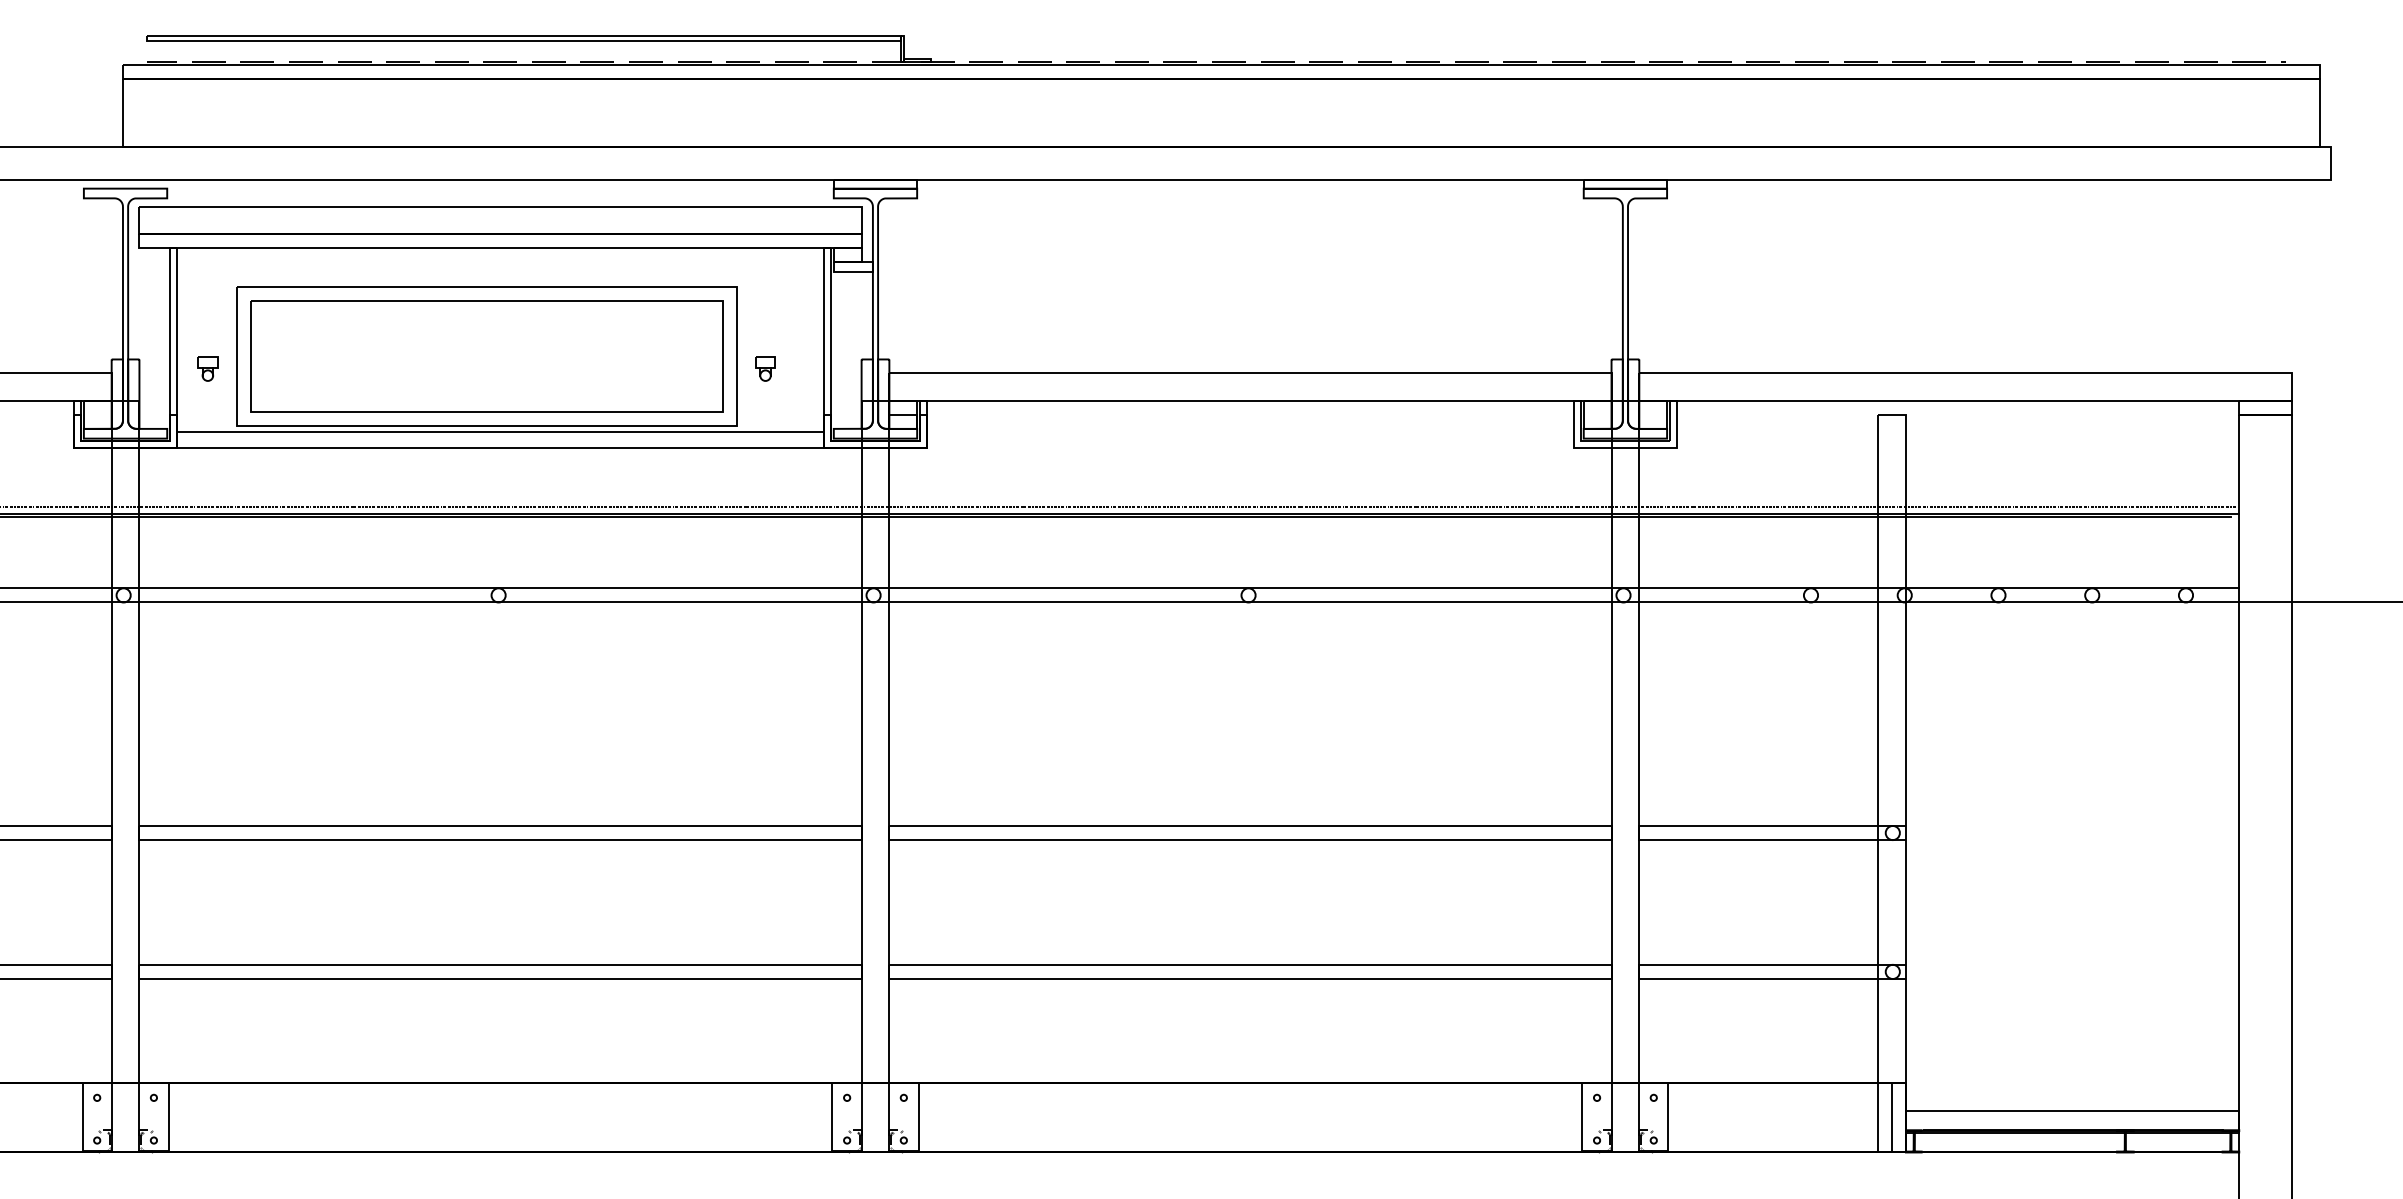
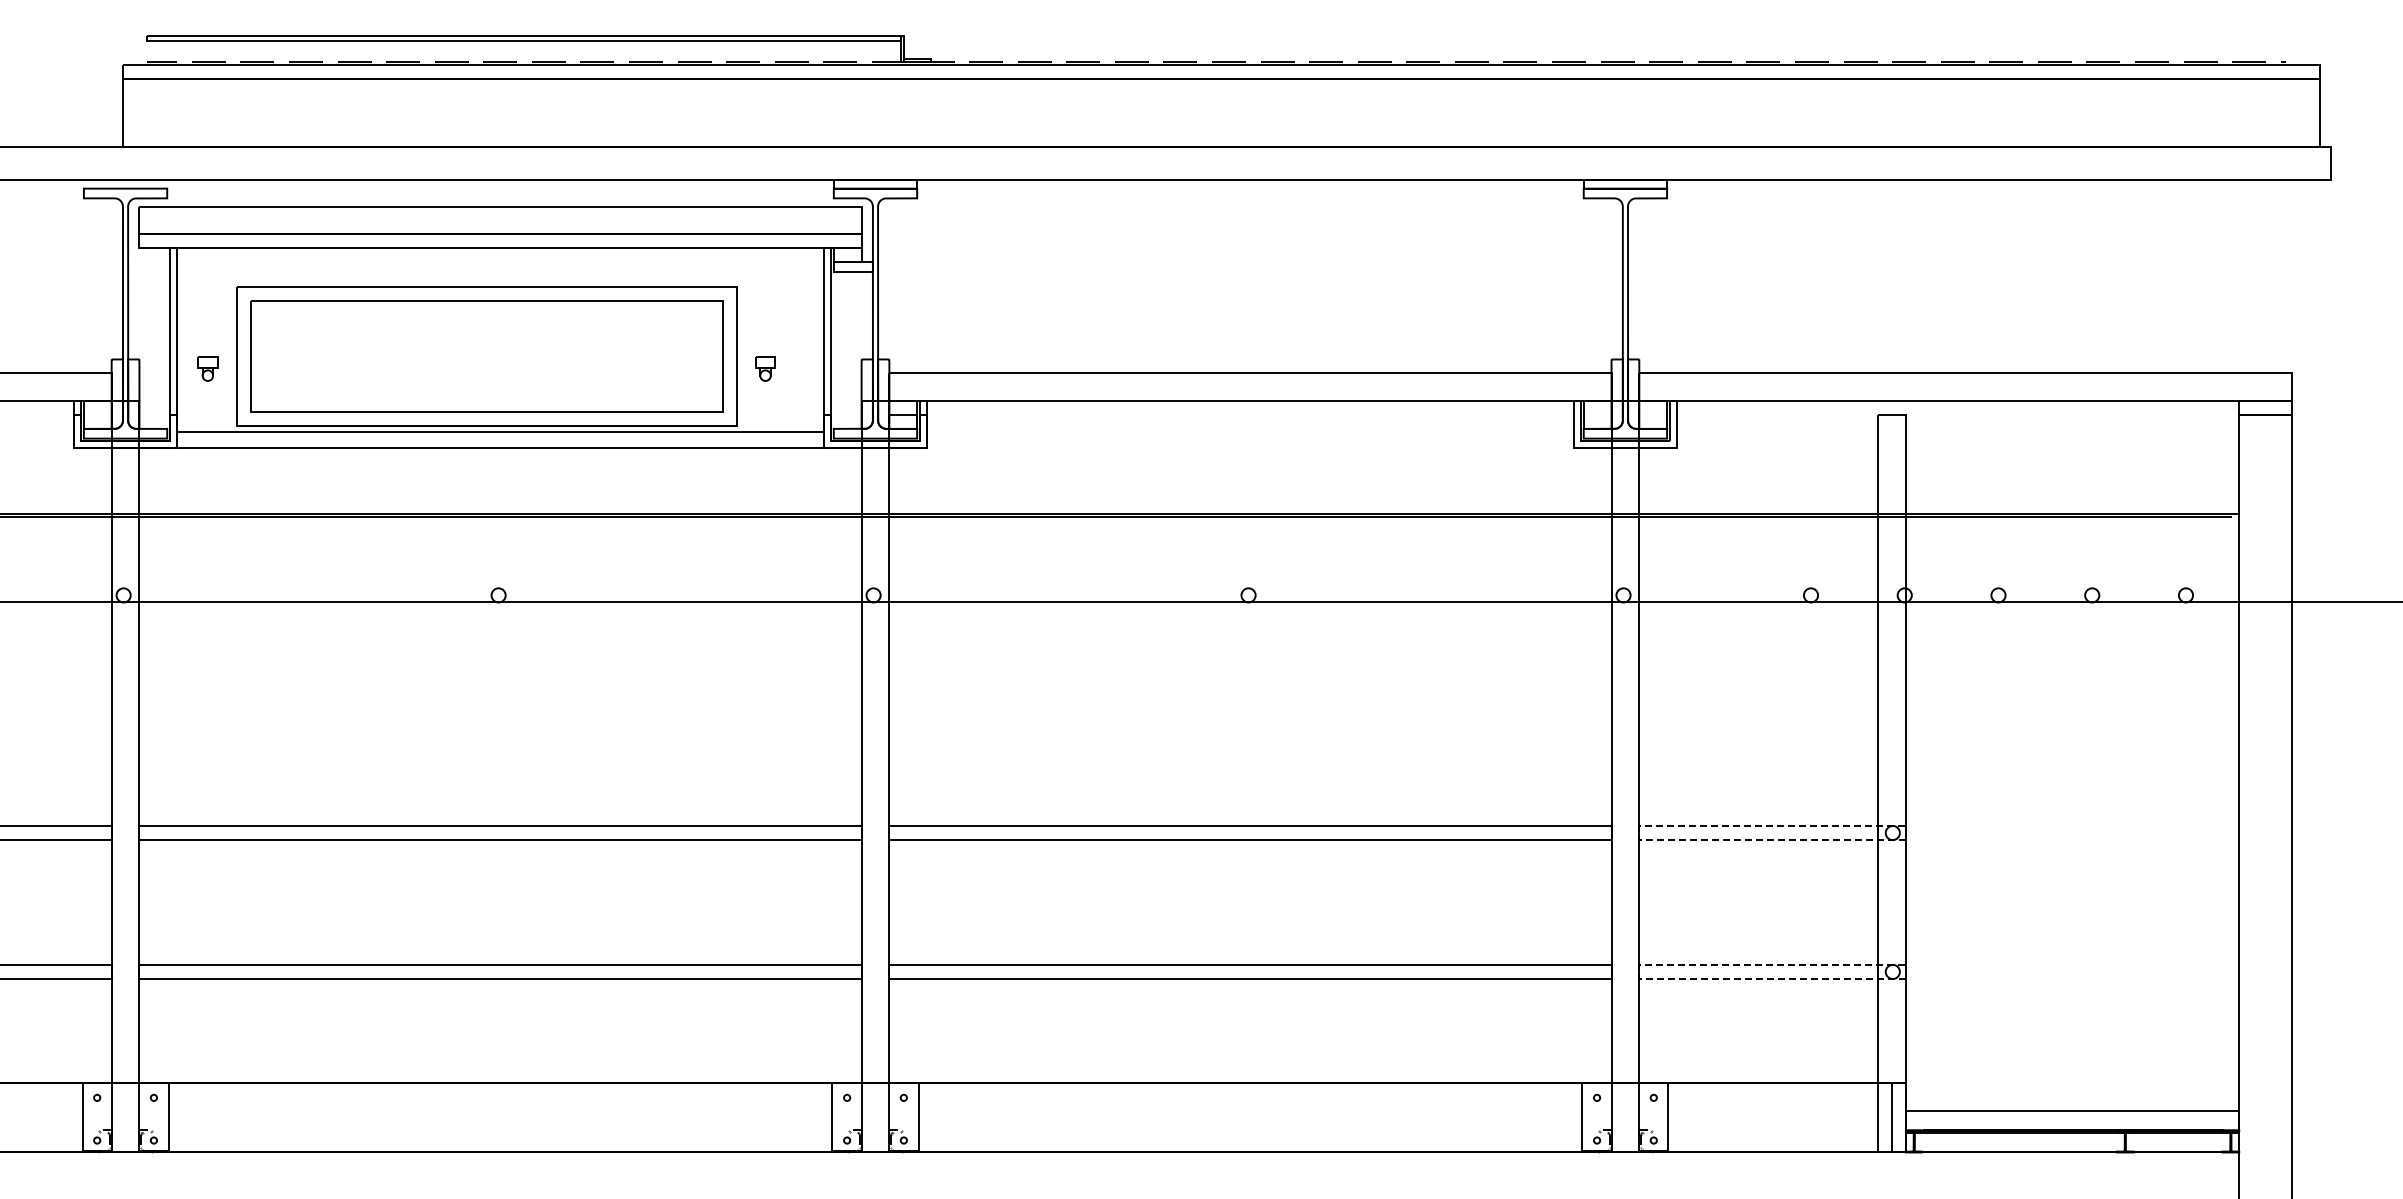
line: present -> none (1119, 506)
line: present -> none (1120, 588)
line: solid -> dashed (1639, 833)
line: solid -> dashed (1639, 971)
